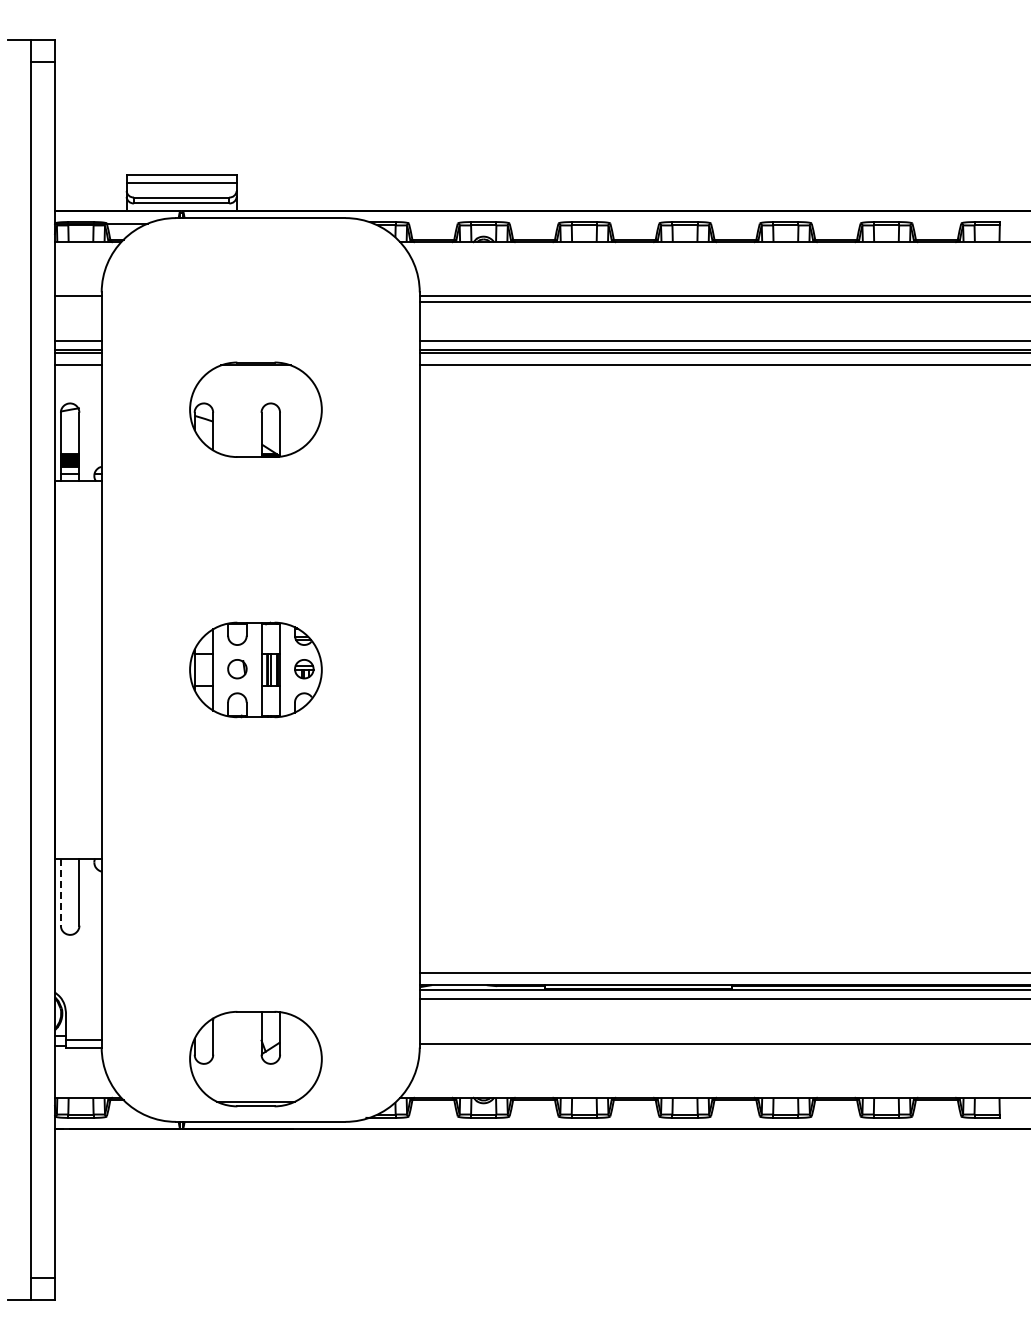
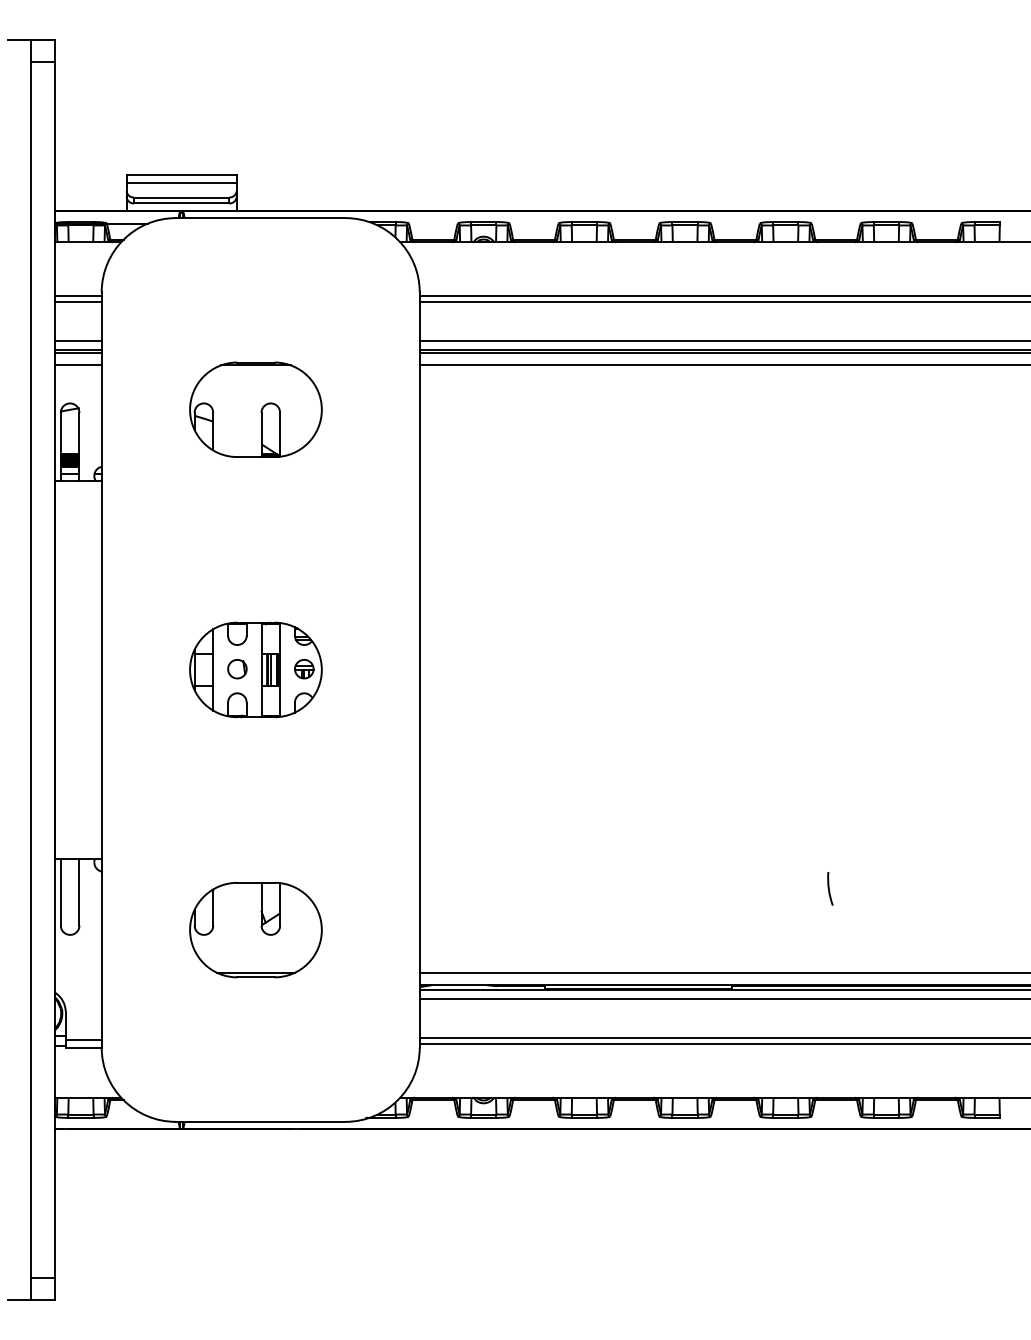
line: none -> present (77, 301)
arc: none -> present (829, 888)
line: dashed -> solid (60, 892)
line: none -> present (723, 1038)
part position: (255, 1059) -> (255, 930) (255, 930)
